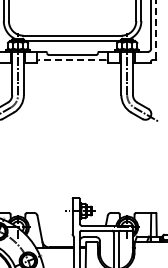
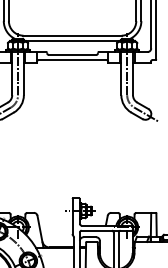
line: dashed -> solid (156, 29)
line: dashed -> solid (72, 60)
